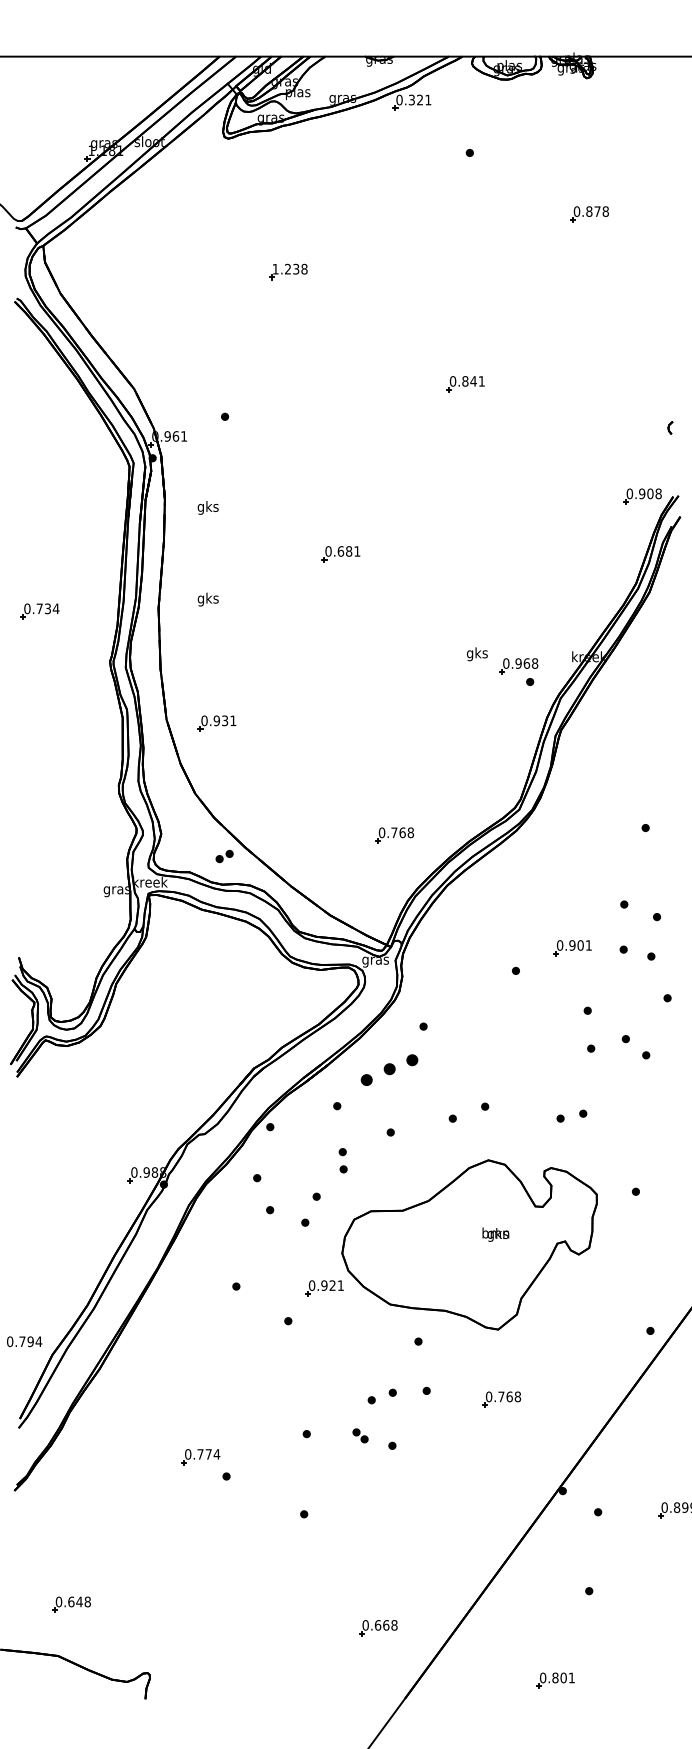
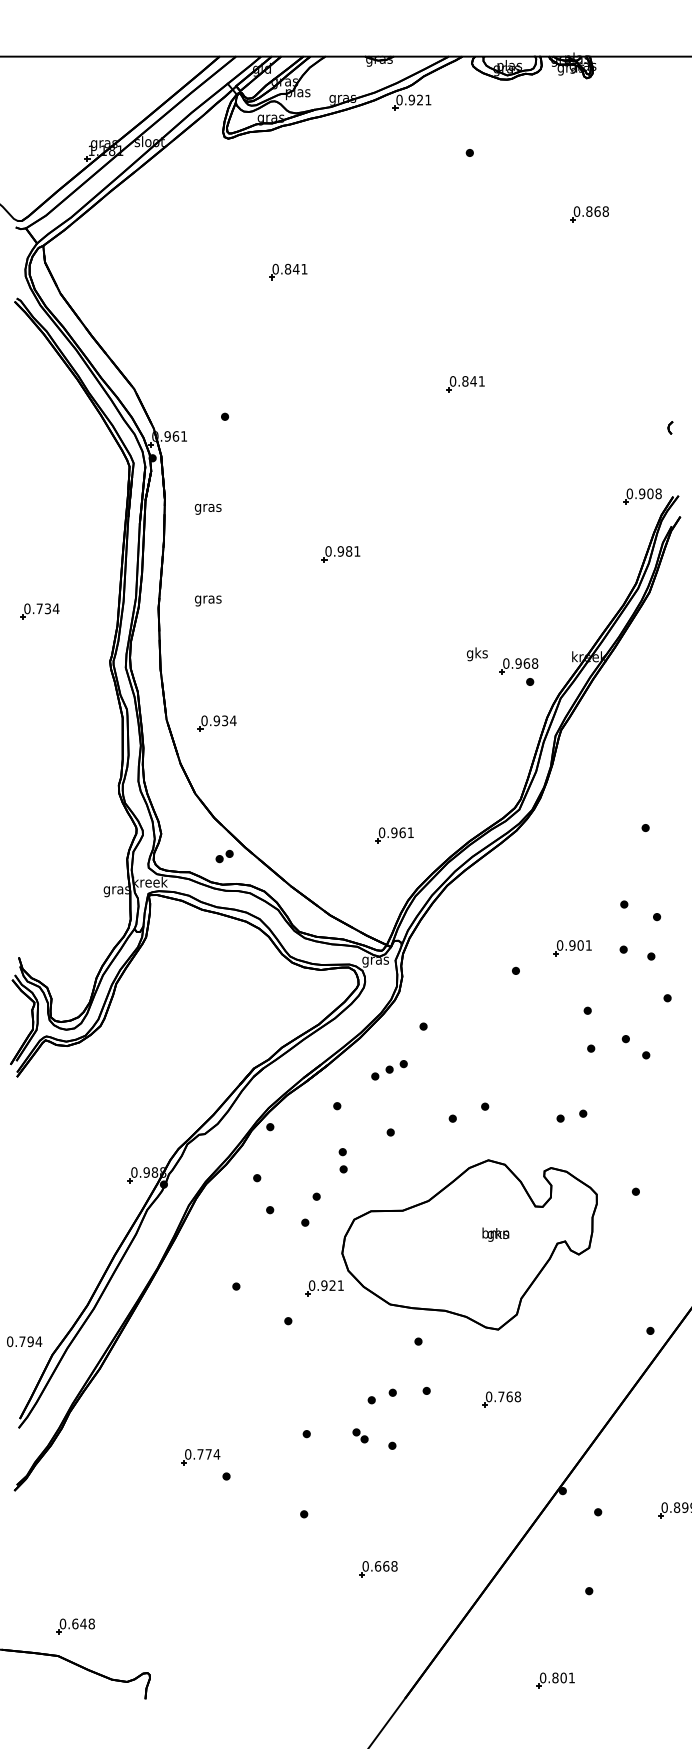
text: 0.321 -> 0.921 (411, 99)
text: 0.878 -> 0.868 (597, 211)
text: 1.238 -> 0.841 (289, 268)
text: gks -> gras (207, 507)
text: 0.681 -> 0.981 (340, 551)
text: gks -> gras (207, 599)
text: 0.931 -> 0.934 (233, 720)
text: 0.768 -> 0.961 (402, 832)
part size: 59x32 px -> 37x21 px (389, 1070)
part position: (71, 1604) -> (75, 1626) (75, 1626)
part position: (378, 1628) -> (378, 1569) (378, 1569)
